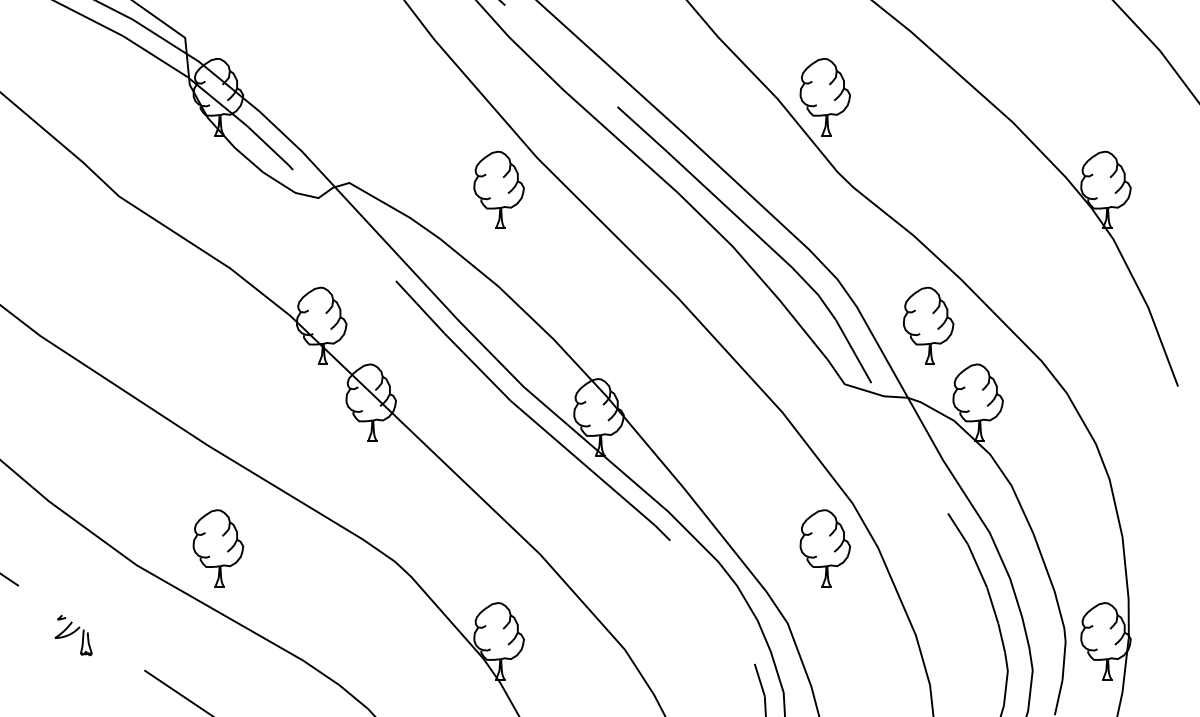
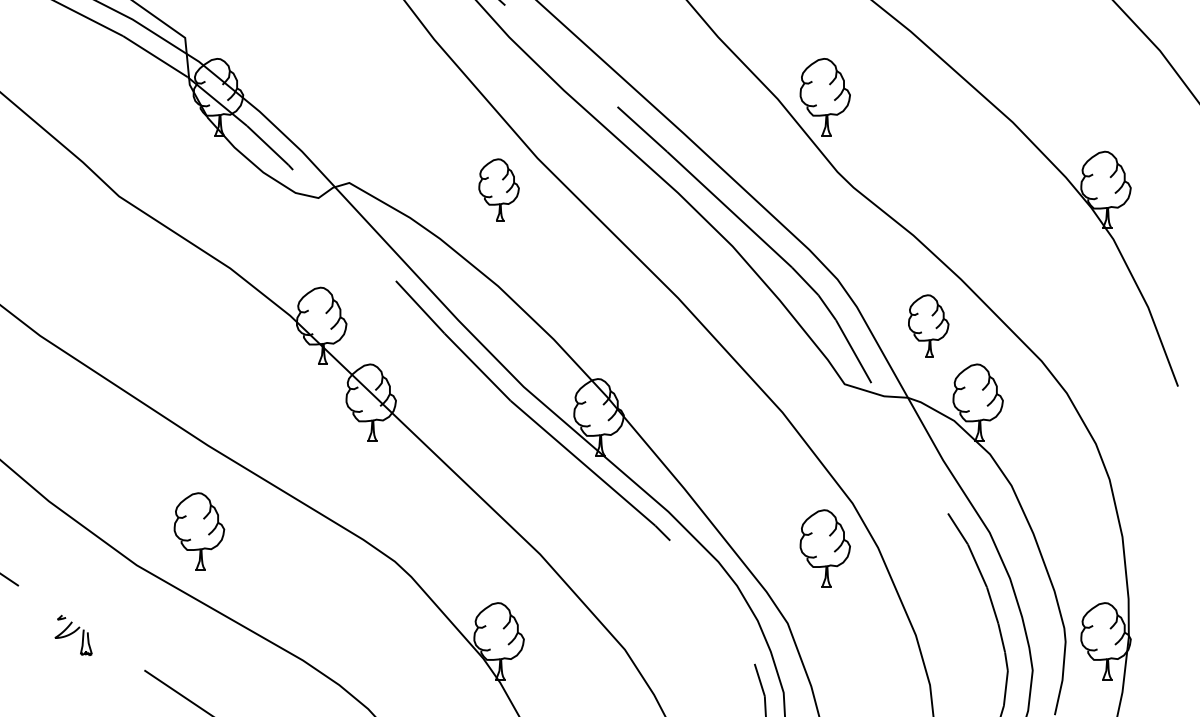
part size: 52x79 px -> 42x64 px (498, 189)
part size: 52x79 px -> 42x64 px (928, 325)
part position: (218, 548) -> (199, 531) (199, 531)
